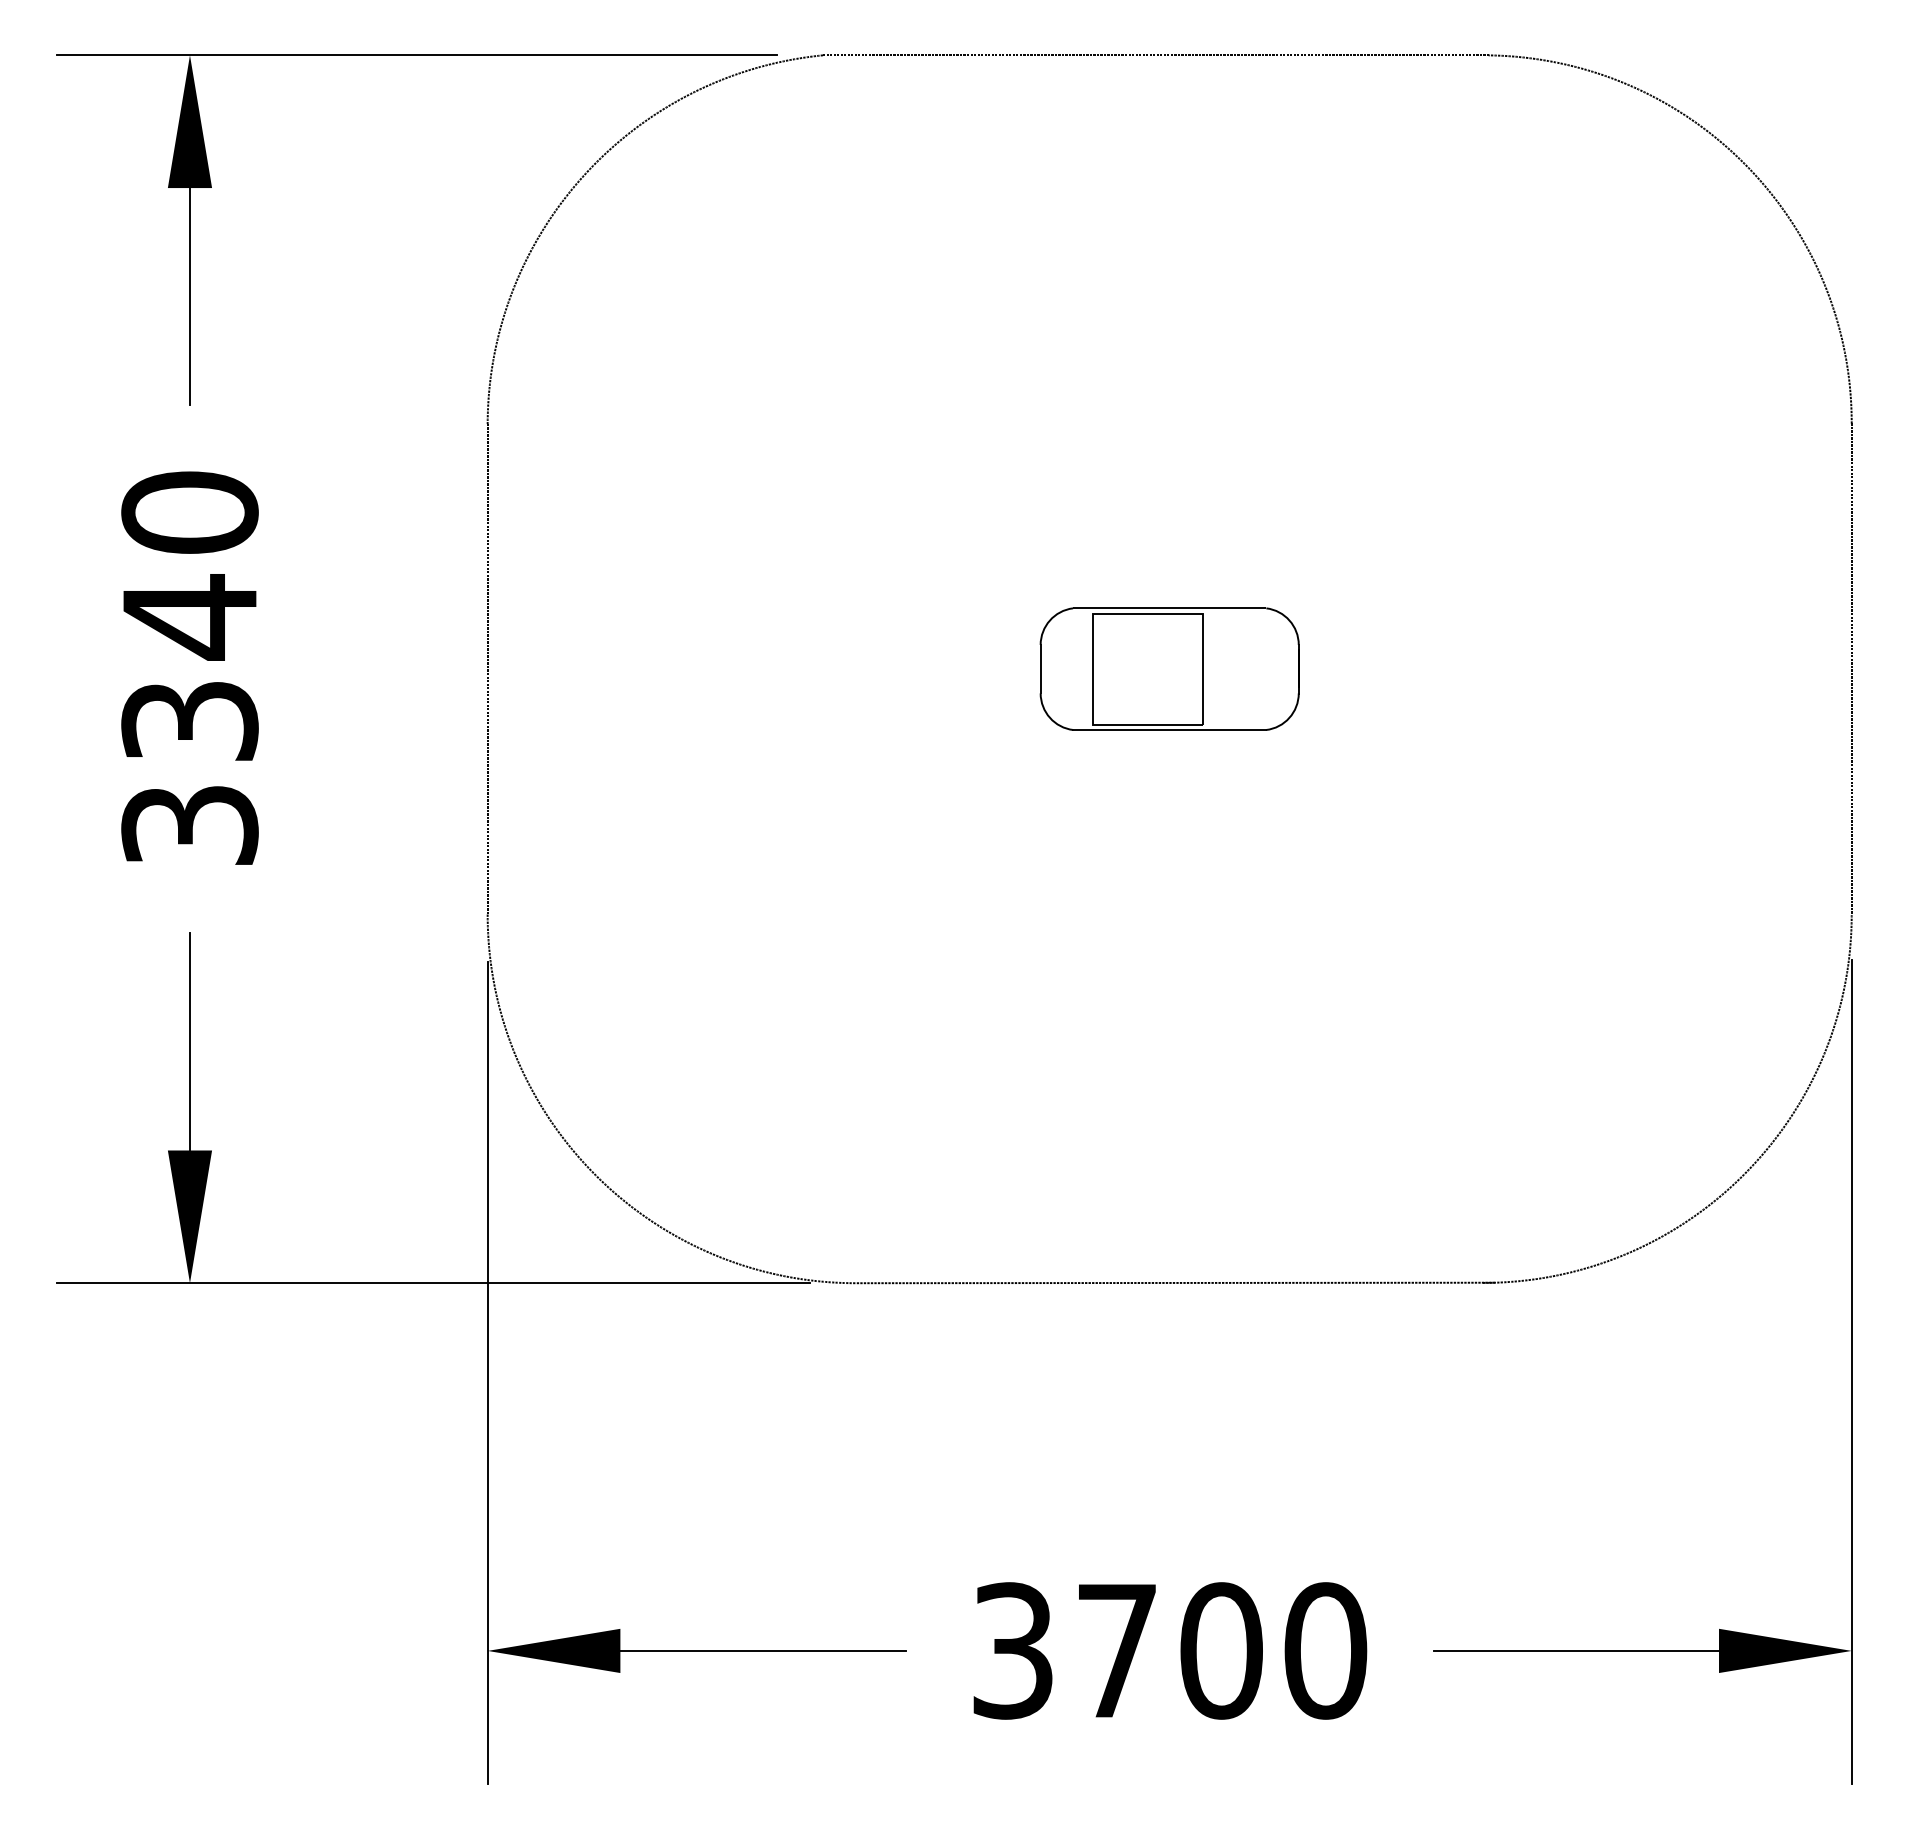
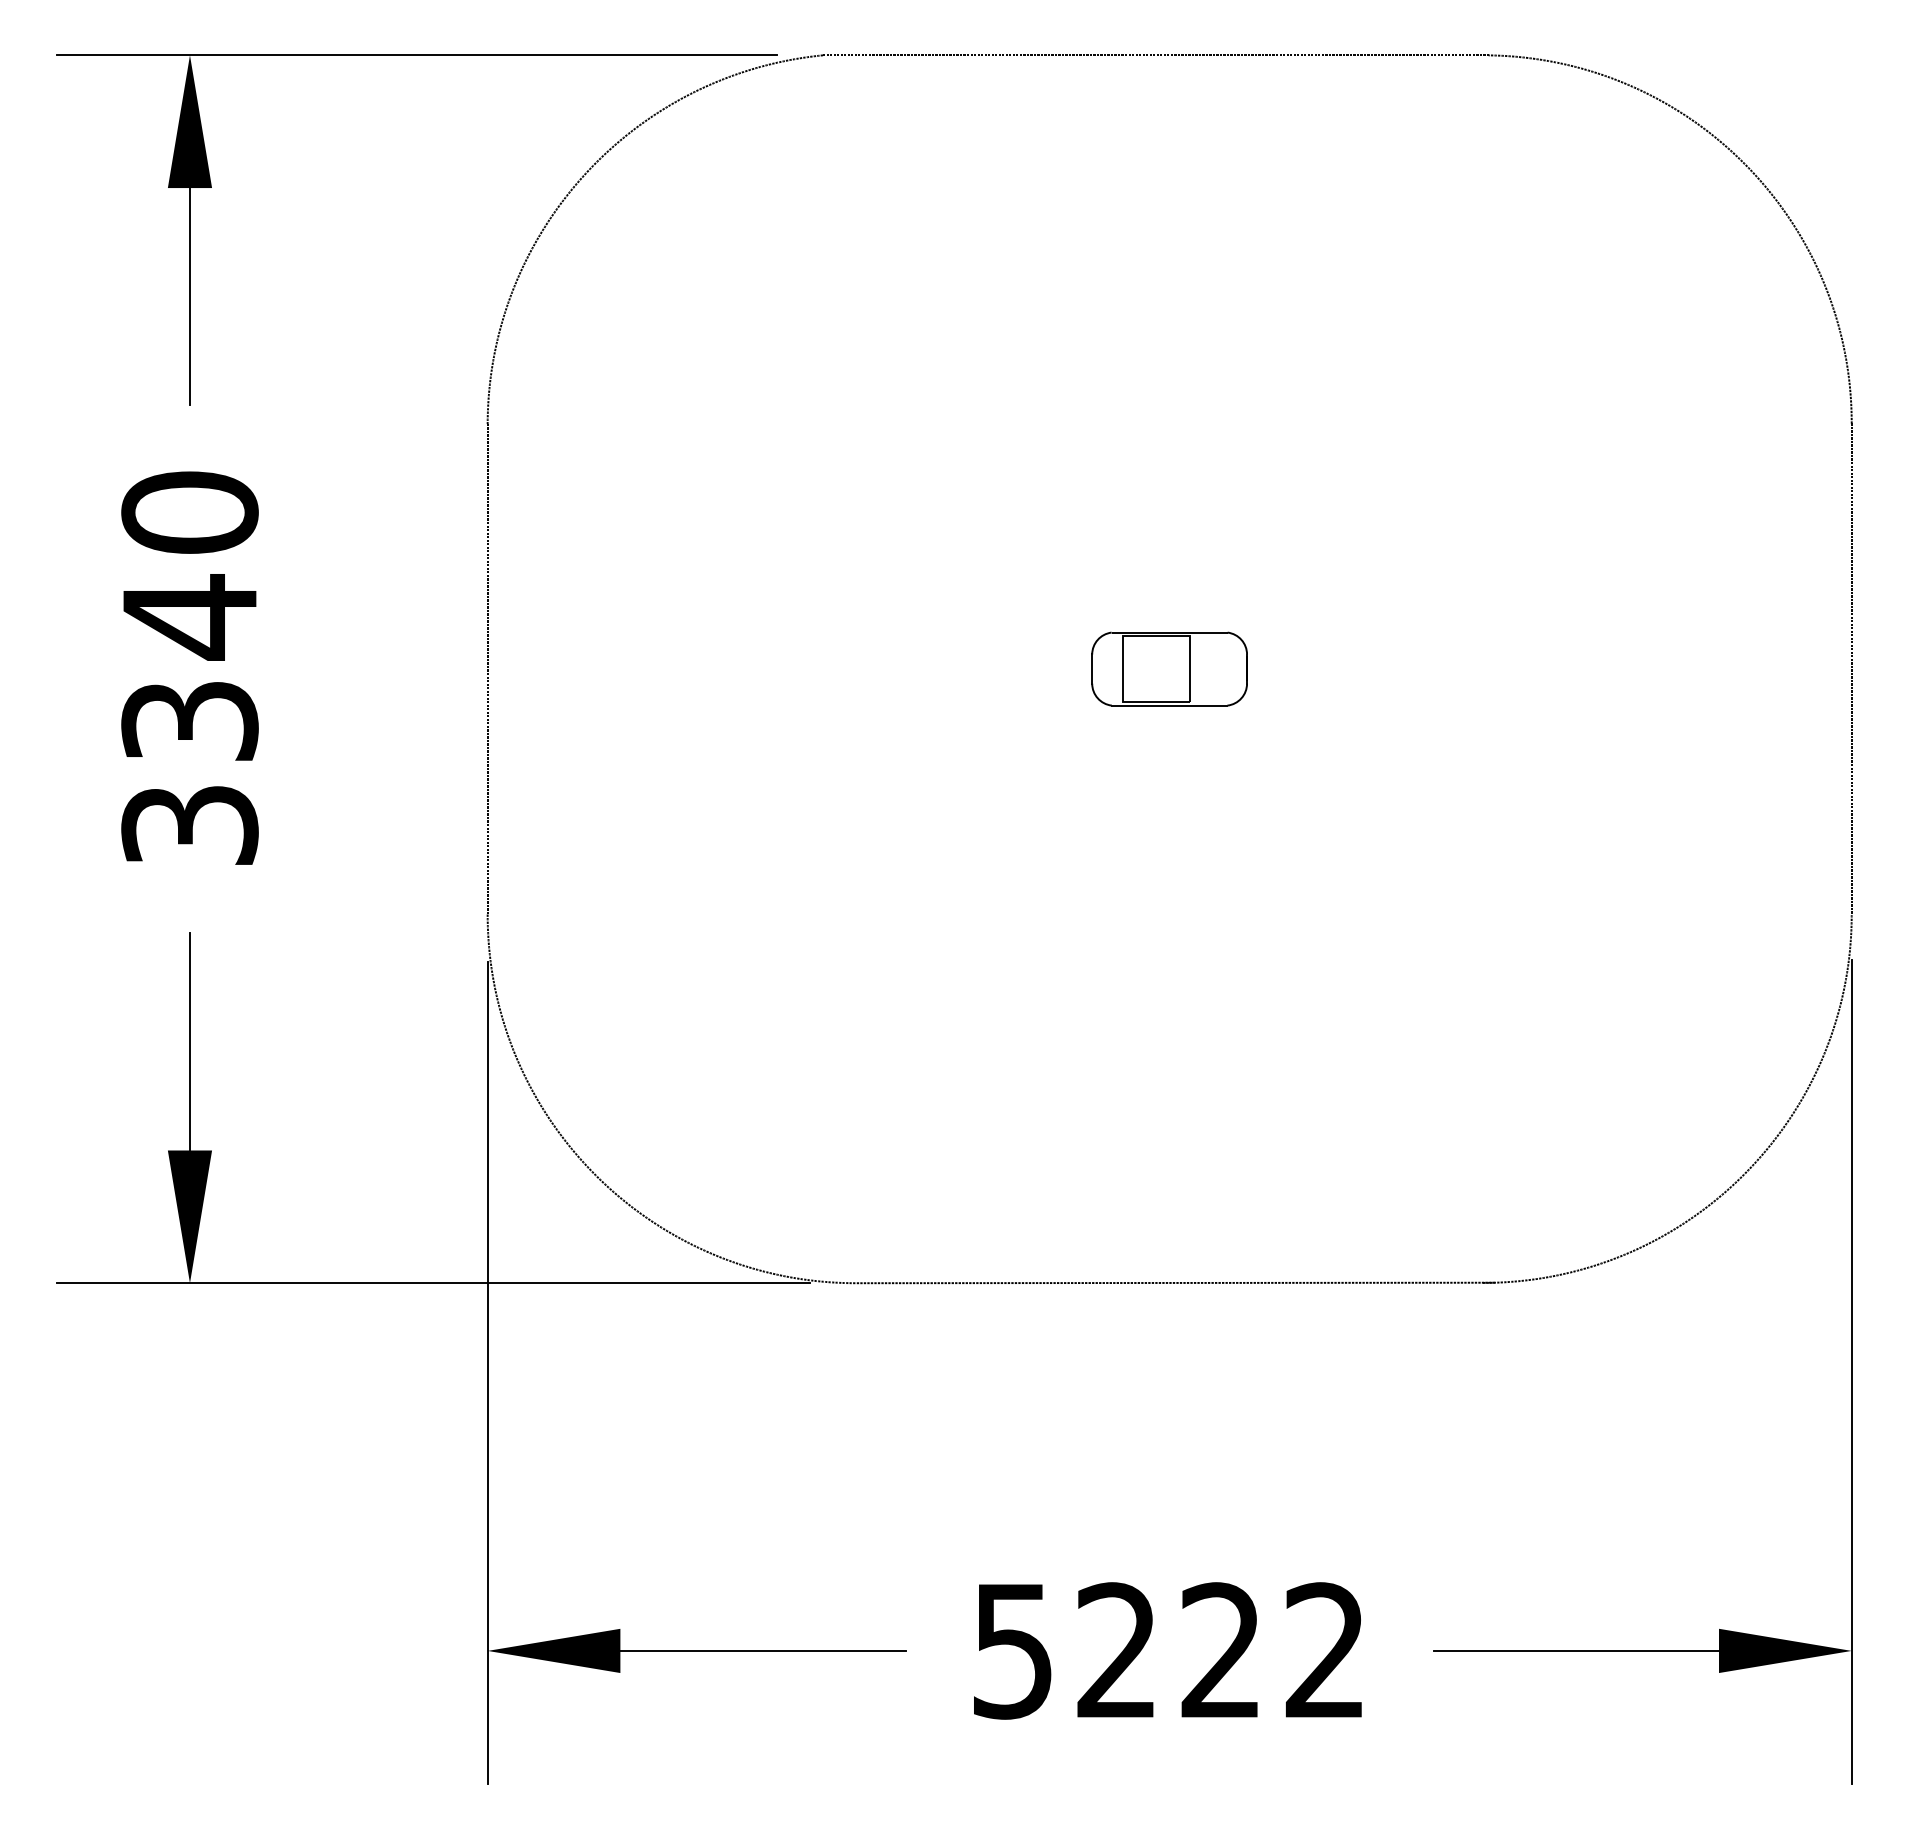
part size: 261x124 px -> 157x76 px (1169, 668)
text: 3700 -> 5222 (1170, 1650)
